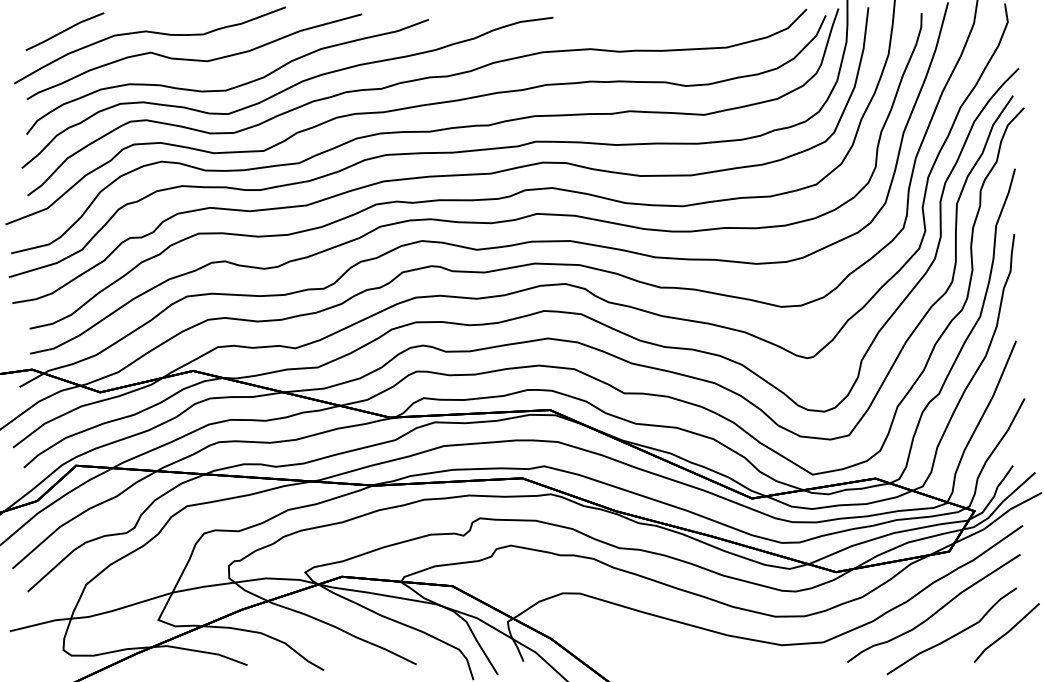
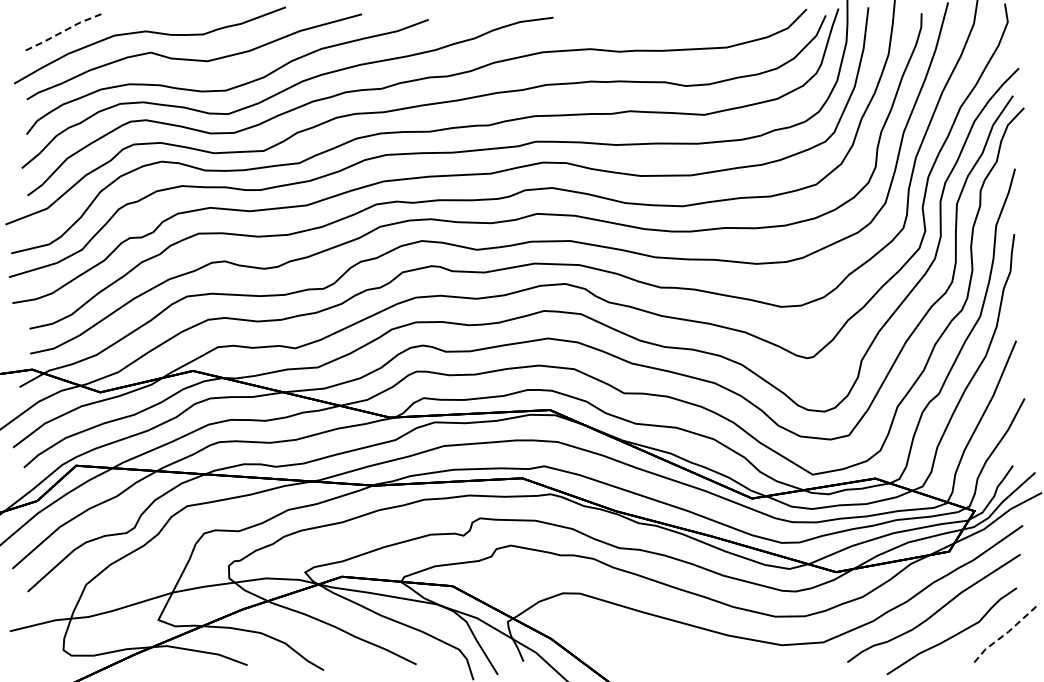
line: solid -> dashed (64, 30)
line: solid -> dashed (1006, 633)
